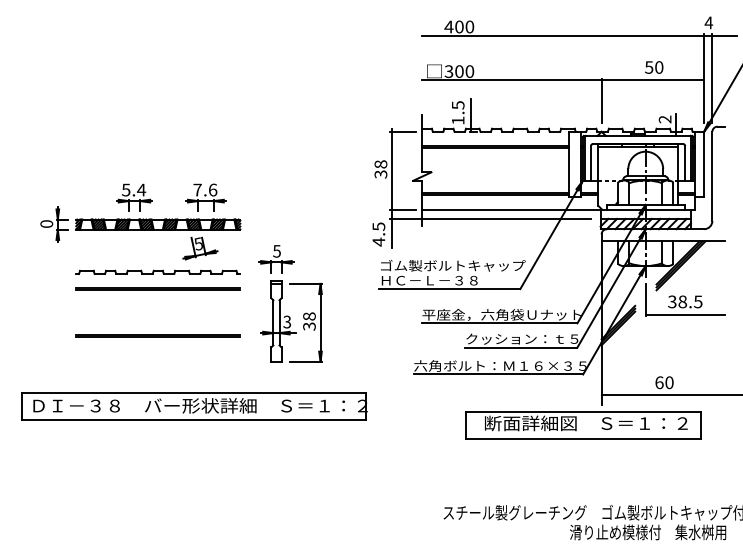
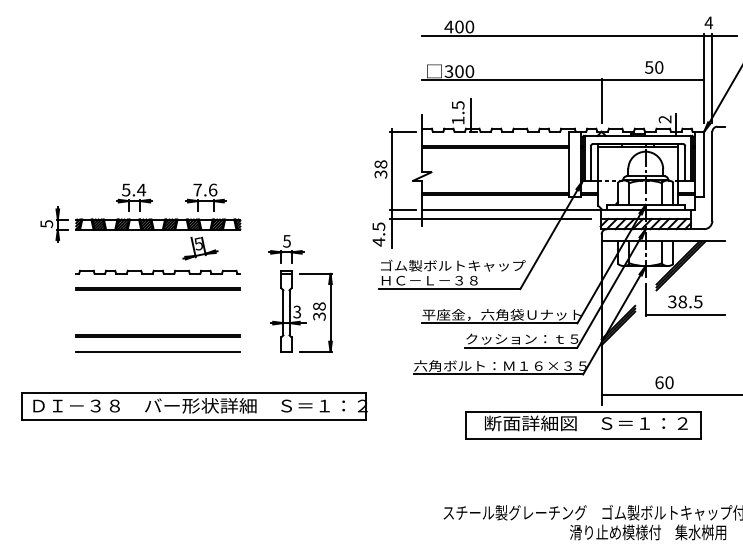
text: 0 -> 5 (46, 224)
part position: (282, 298) -> (292, 288) (292, 288)
line: none -> present (158, 351)
